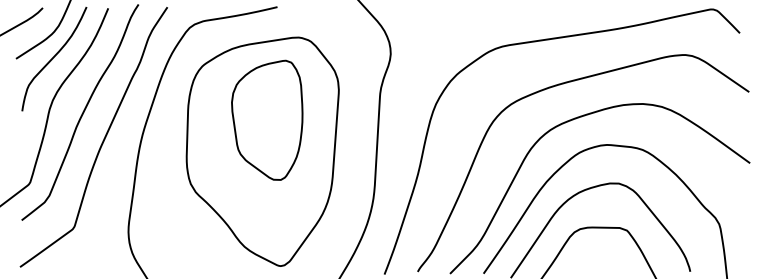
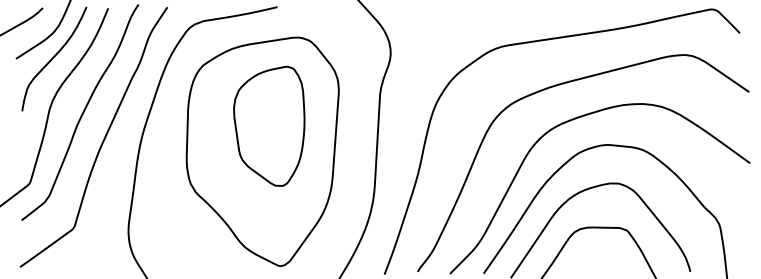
part position: (267, 119) -> (269, 125) (269, 125)
